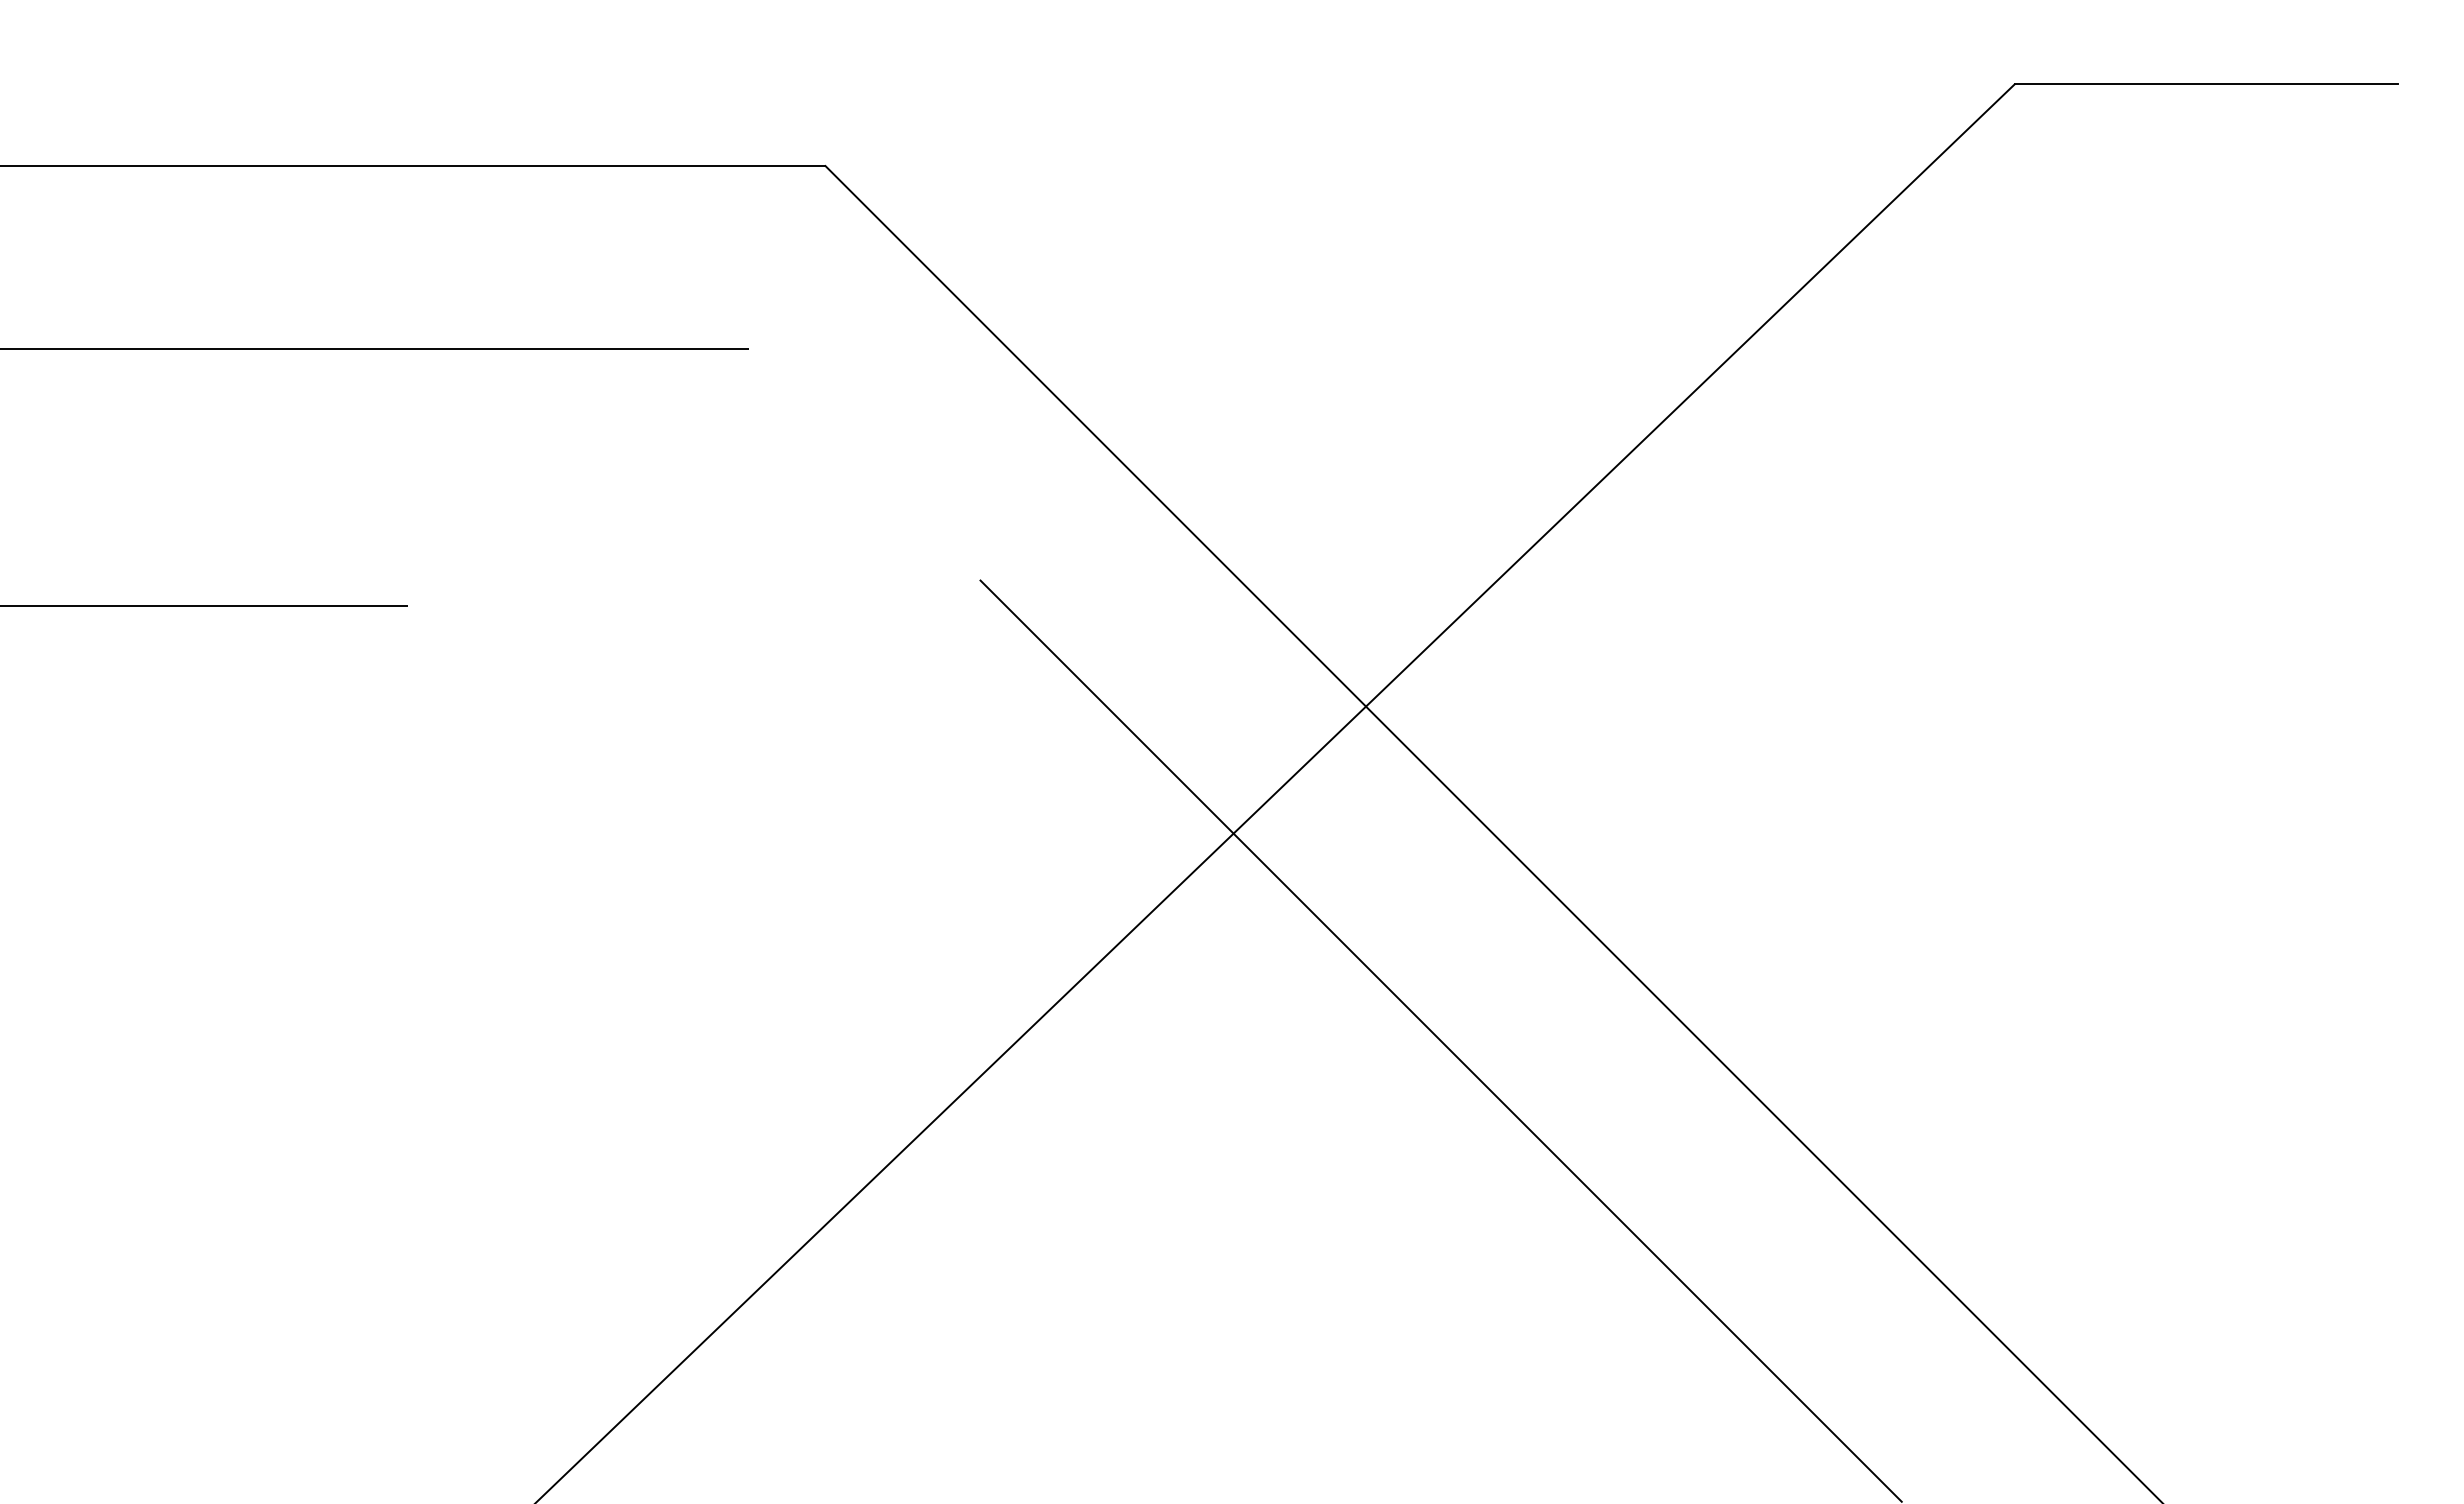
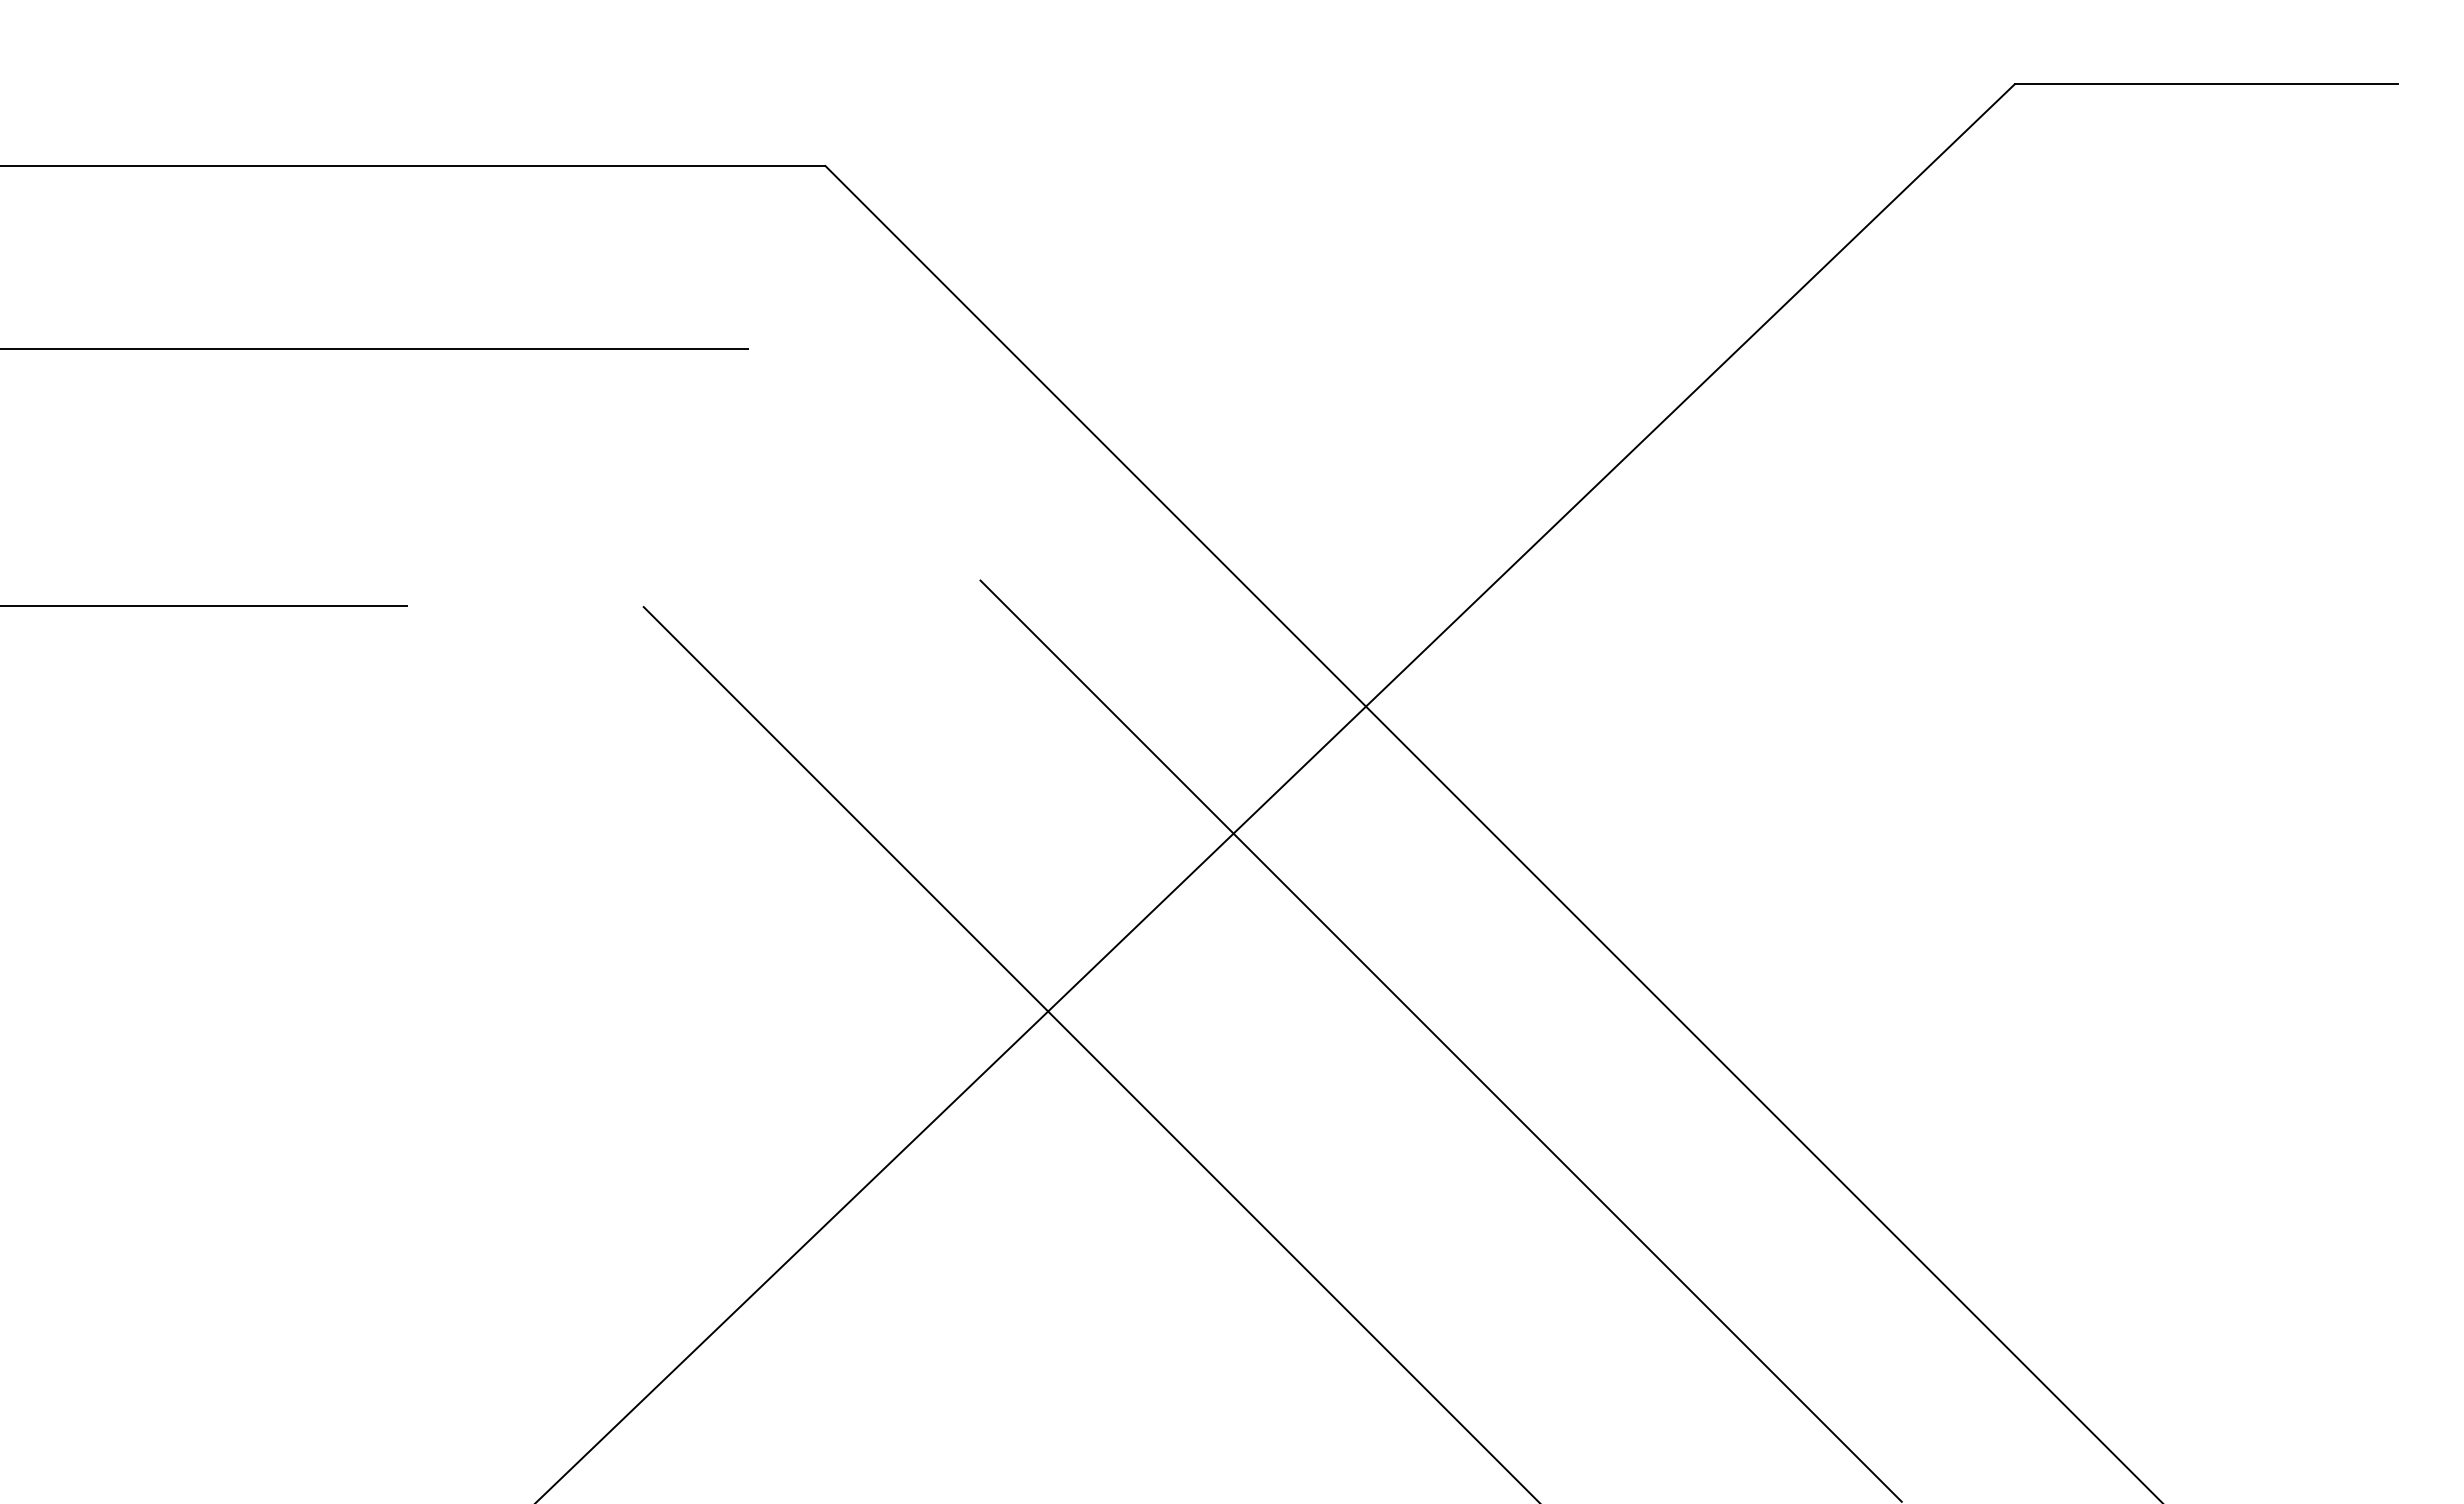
line: none -> present (1090, 1053)
